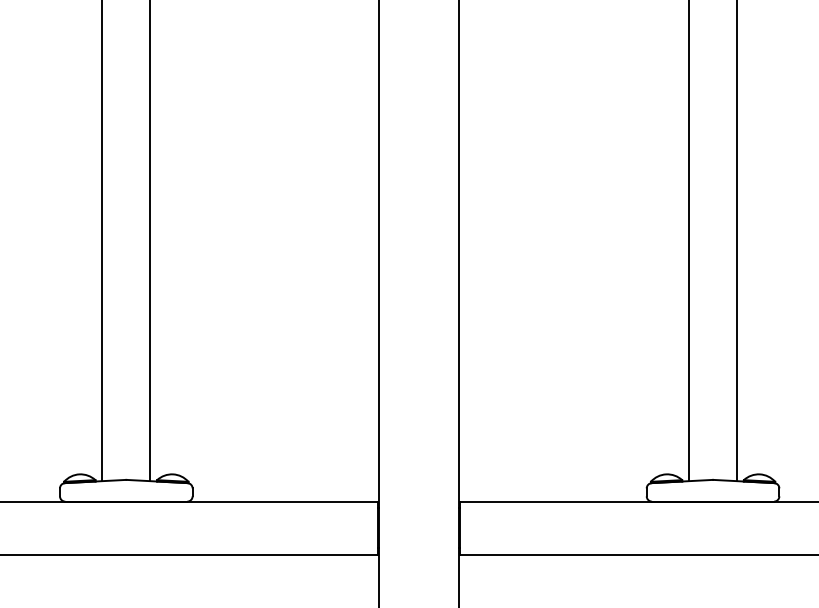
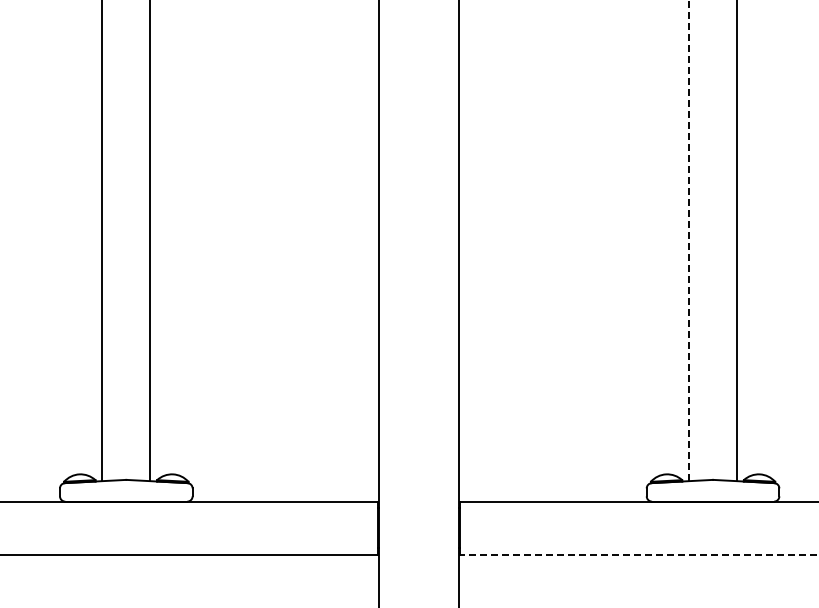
line: solid -> dashed (689, 240)
line: solid -> dashed (638, 554)
